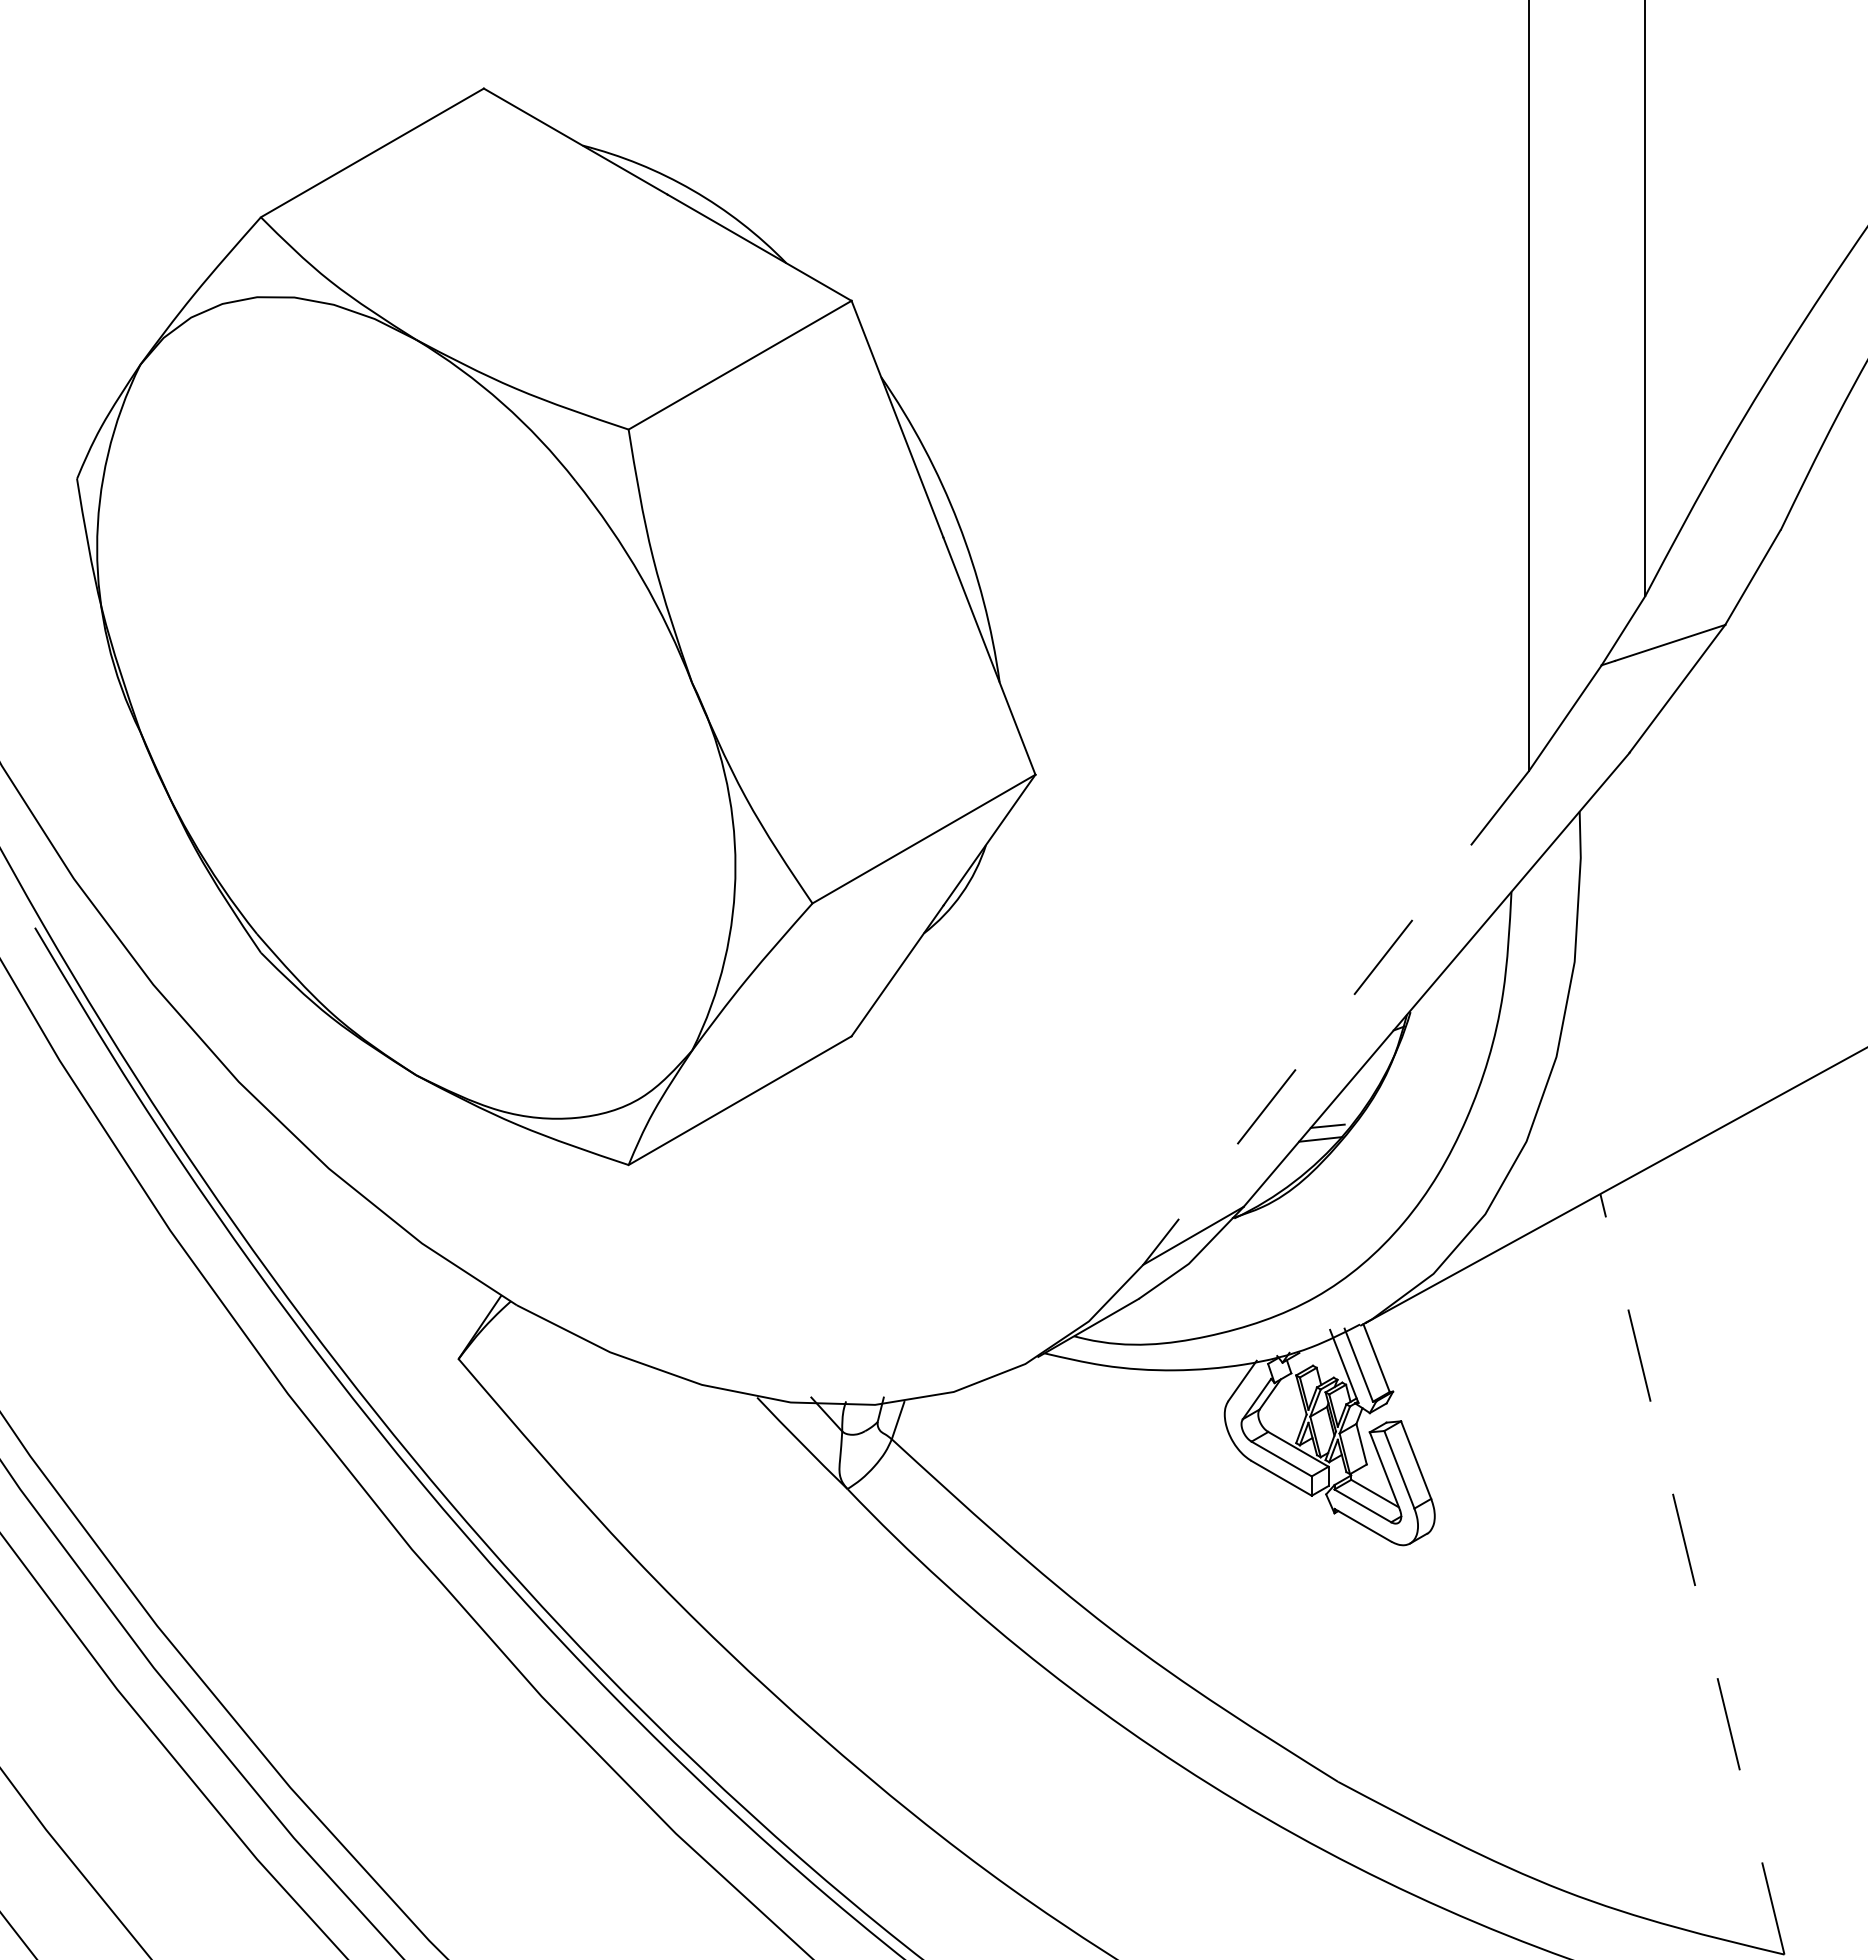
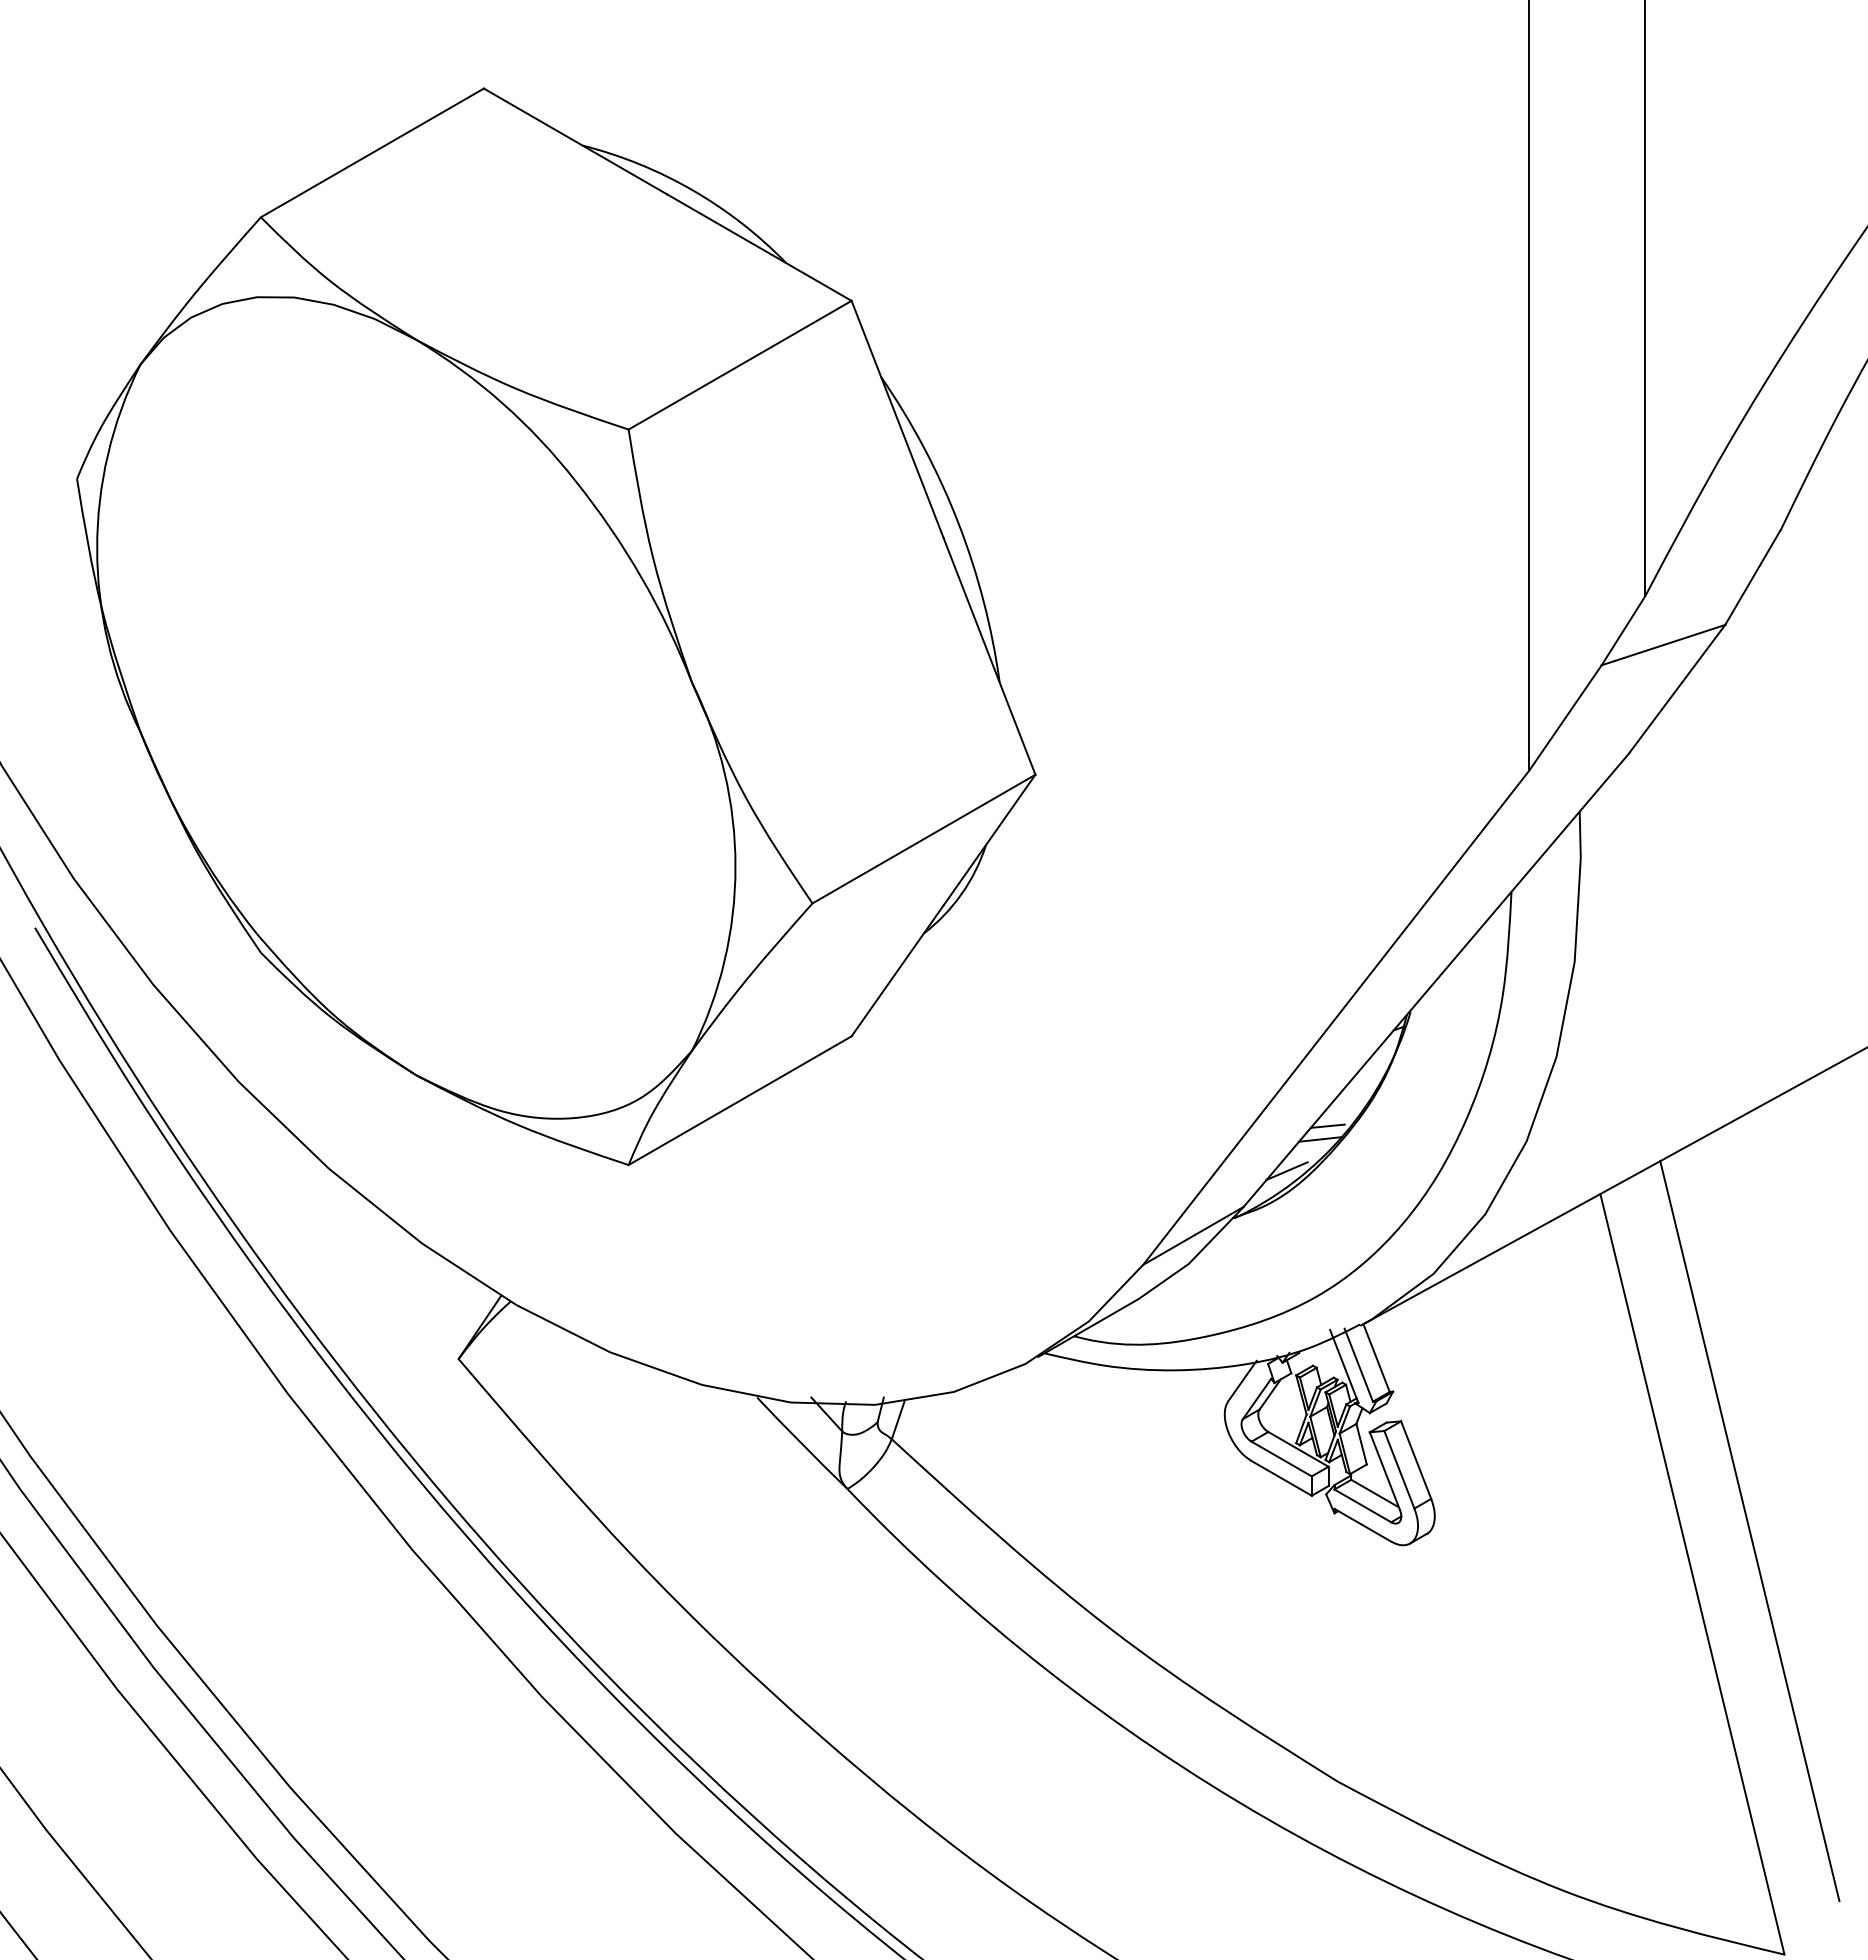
line: dashed -> solid (1336, 1017)
line: none -> present (1286, 1170)
line: none -> present (1749, 1531)
line: dashed -> solid (1692, 1573)
